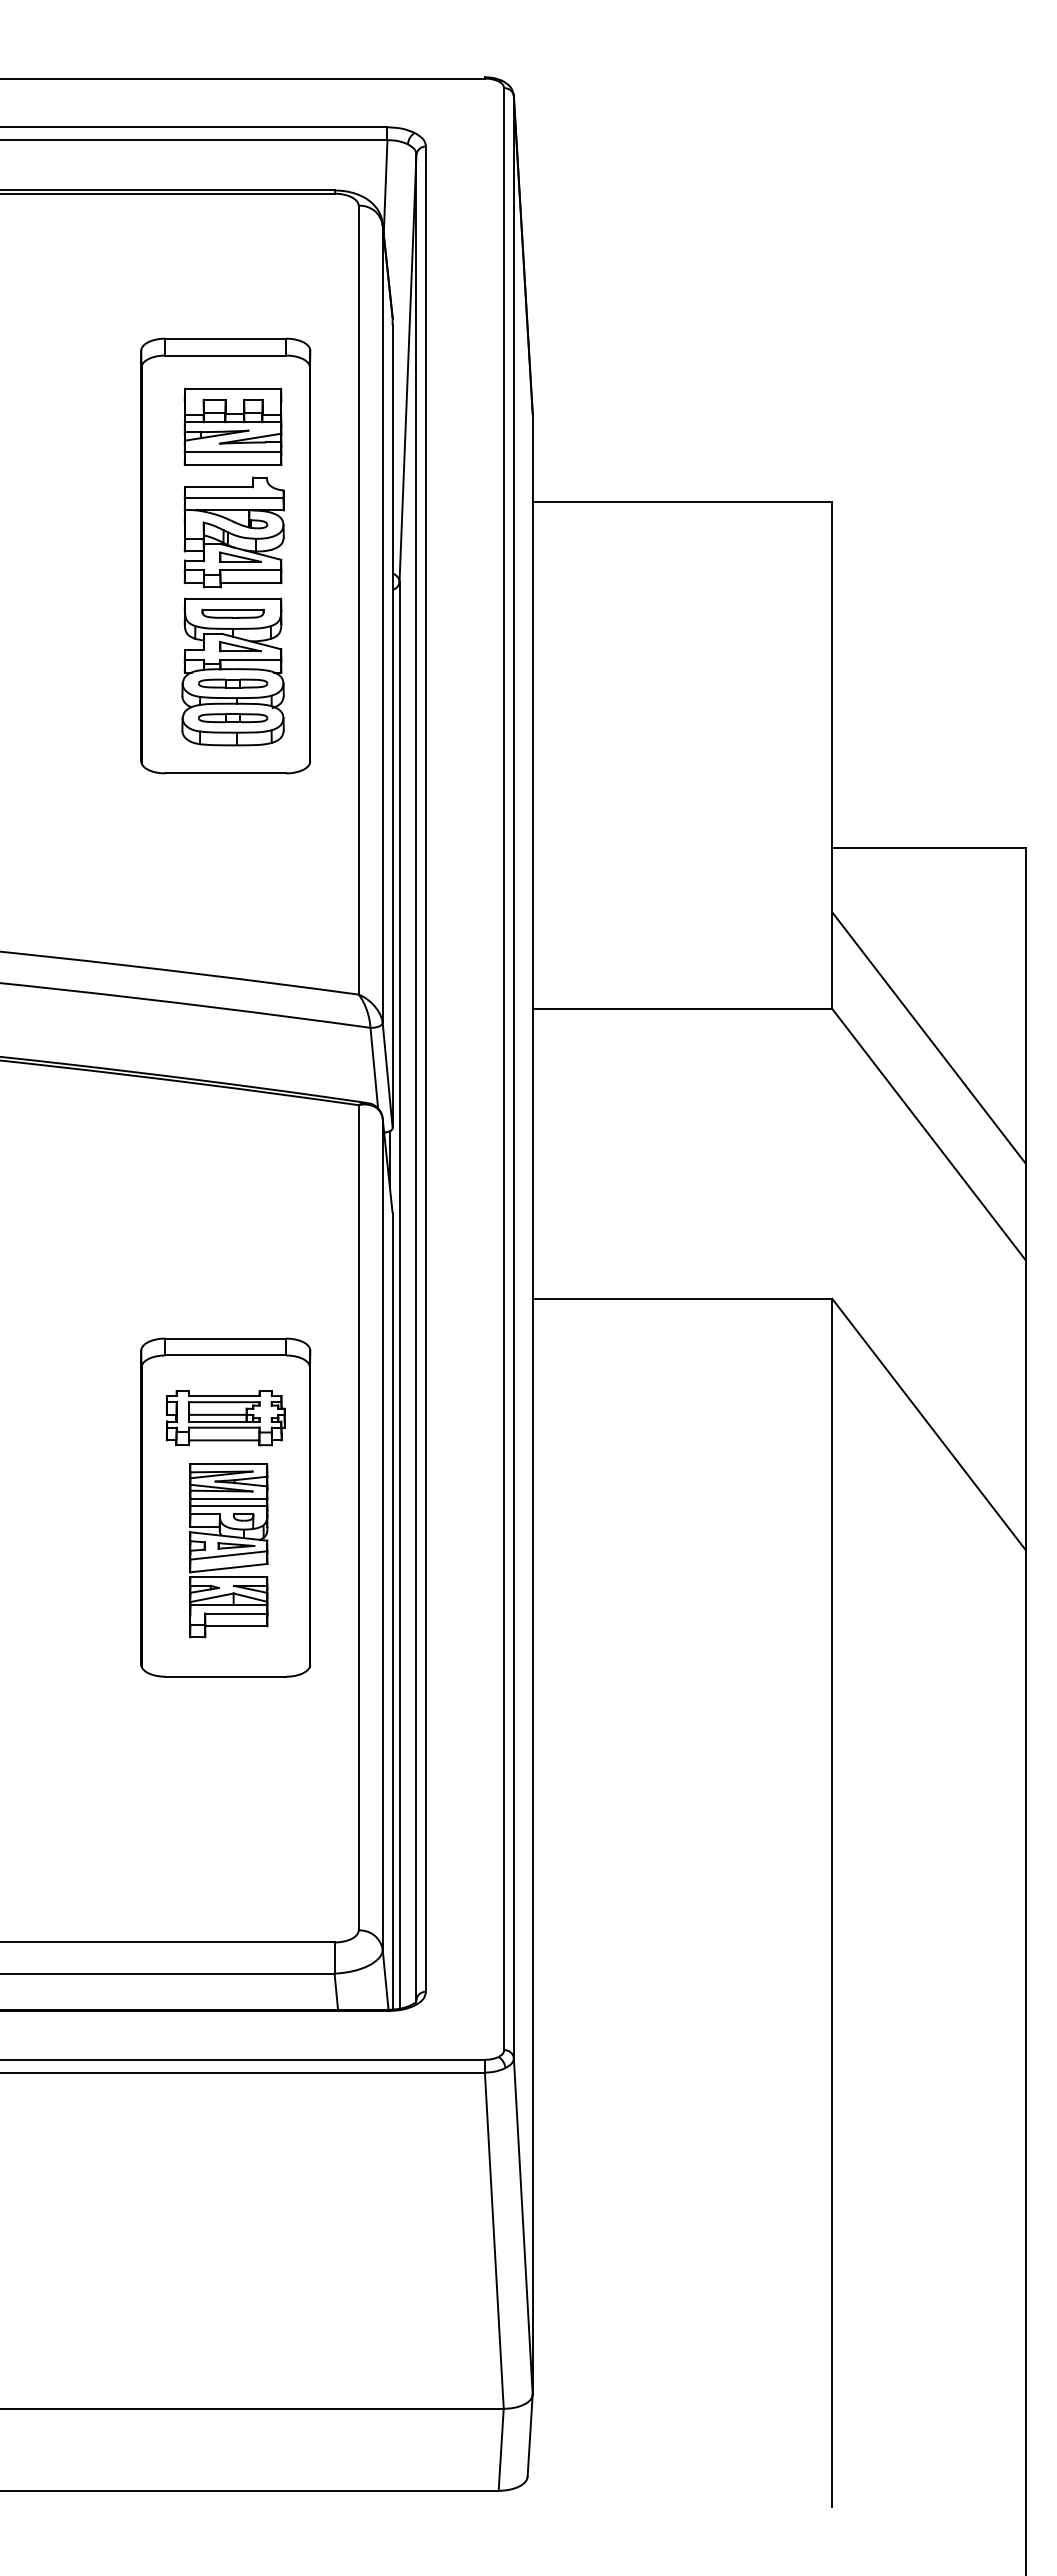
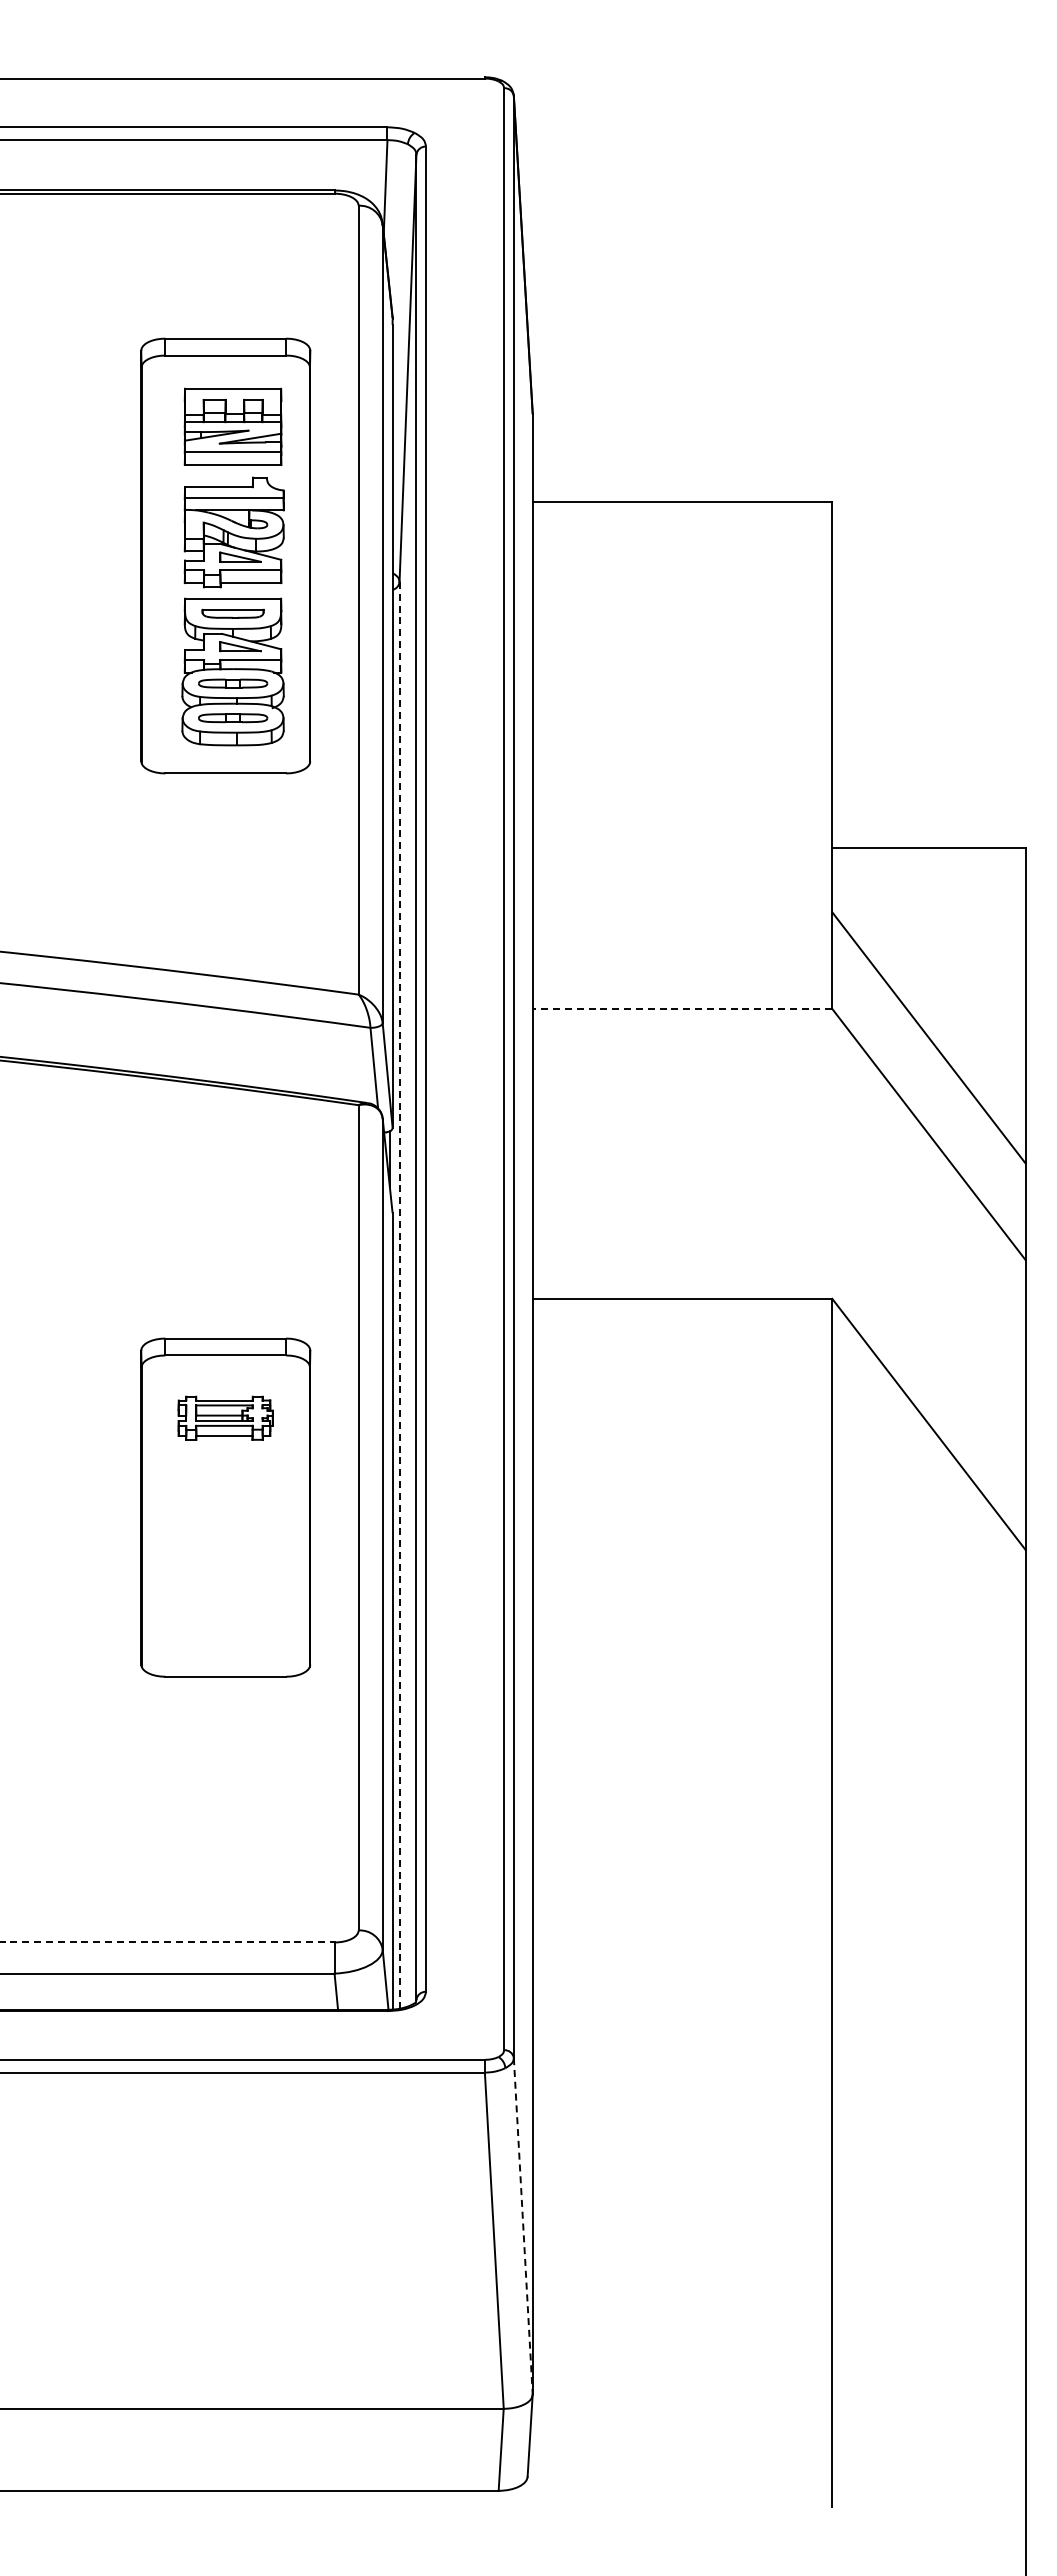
line: solid -> dashed (682, 1008)
line: solid -> dashed (399, 1294)
part size: 121x57 px -> 97x46 px (225, 1417)
part: present -> none (228, 1550)
line: solid -> dashed (167, 1942)
line: solid -> dashed (523, 2226)
